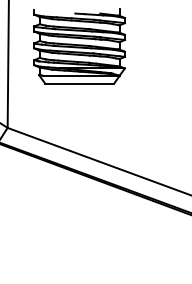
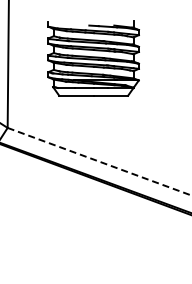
part position: (79, 46) -> (93, 58) (93, 58)
line: solid -> dashed (99, 161)
